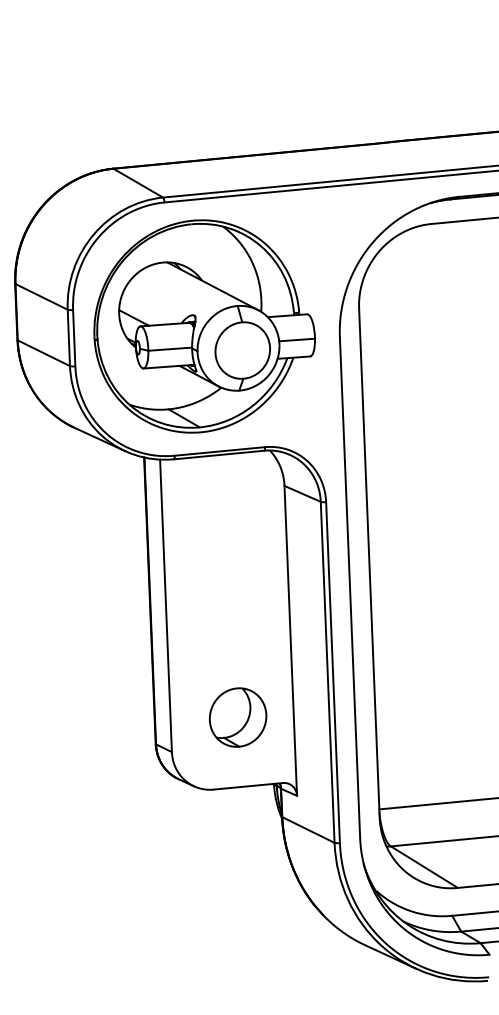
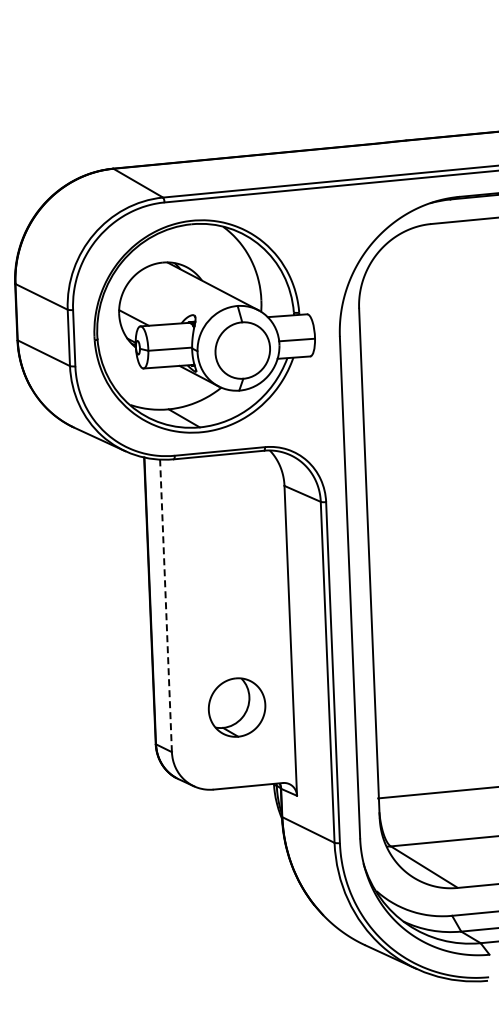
line: solid -> dashed (165, 605)
part position: (237, 717) -> (236, 707) (236, 707)
line position: (437, 803) -> (436, 792) (436, 792)
